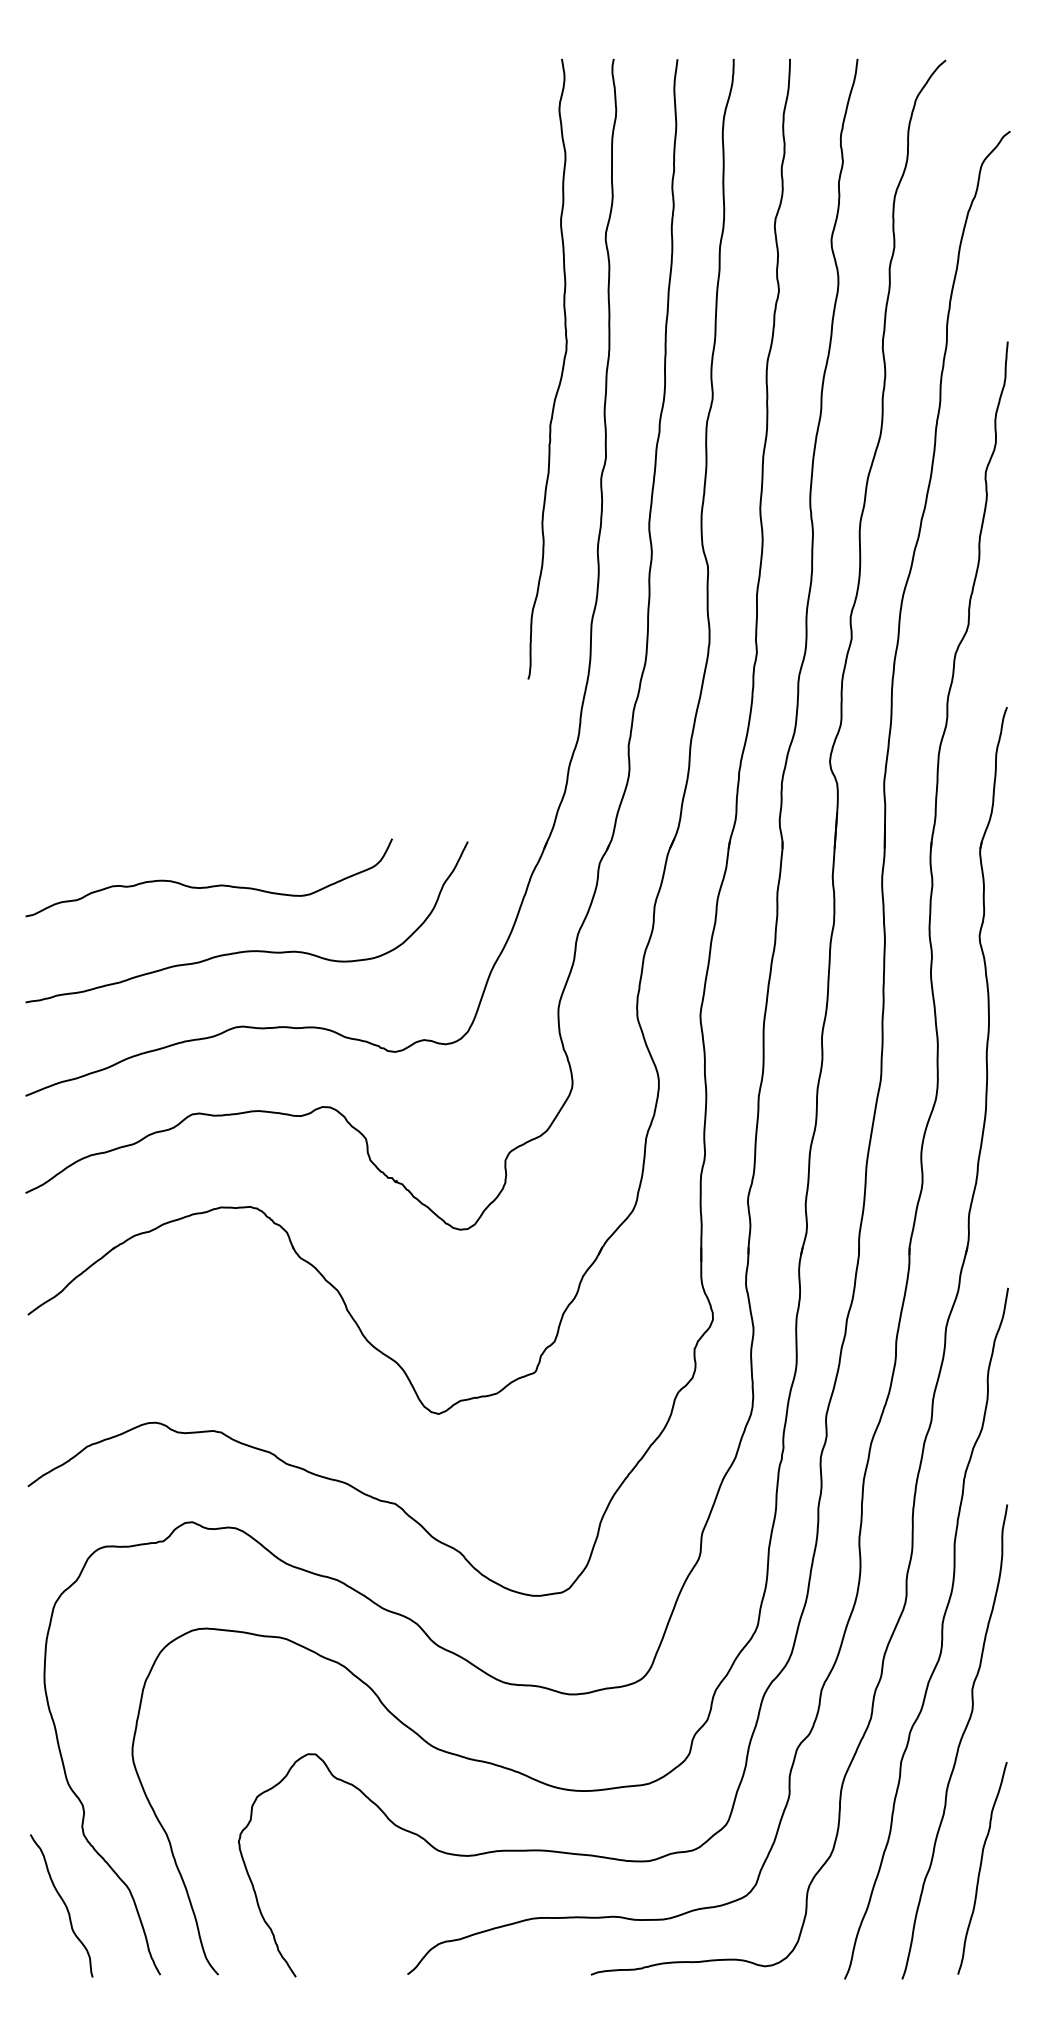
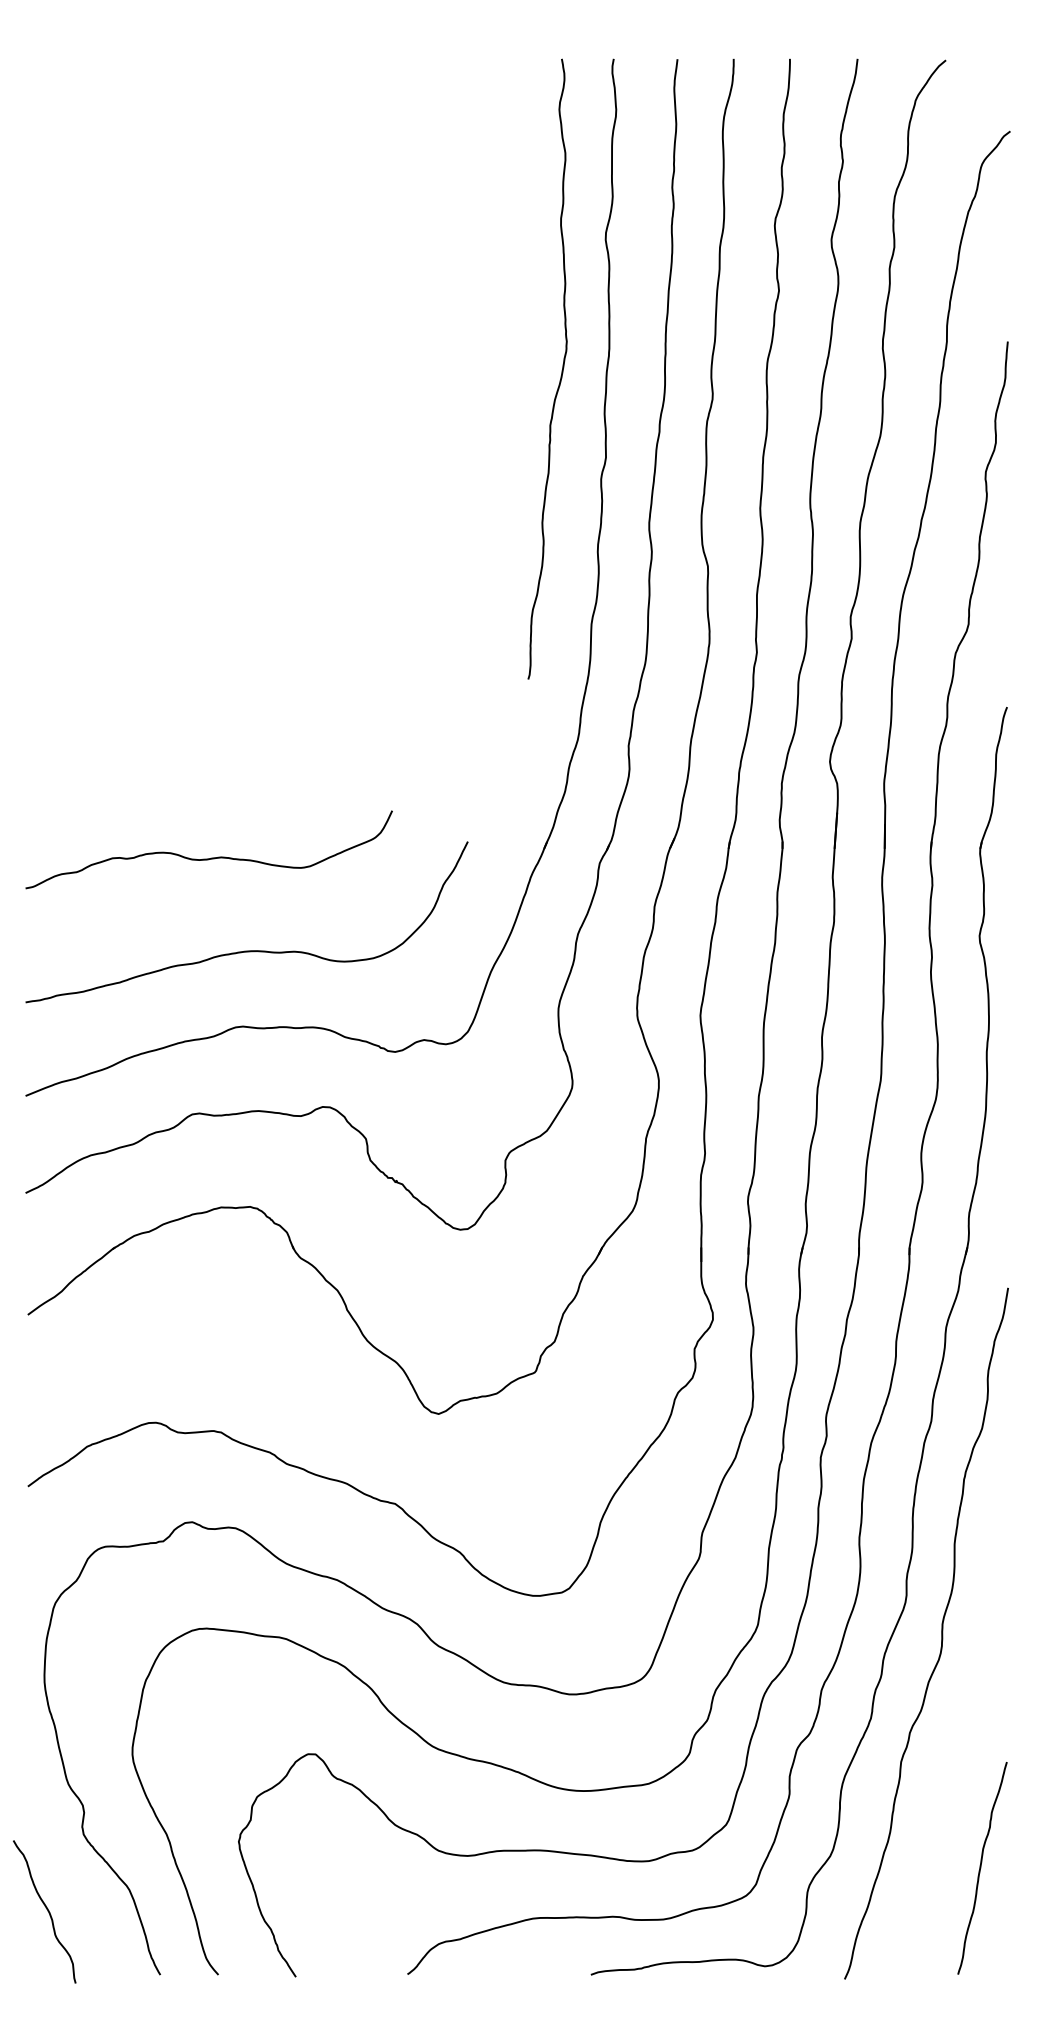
curve position: (211, 885) -> (211, 857) (211, 857)
curve: present -> none (958, 1743)
curve position: (63, 1903) -> (46, 1909) (46, 1909)
